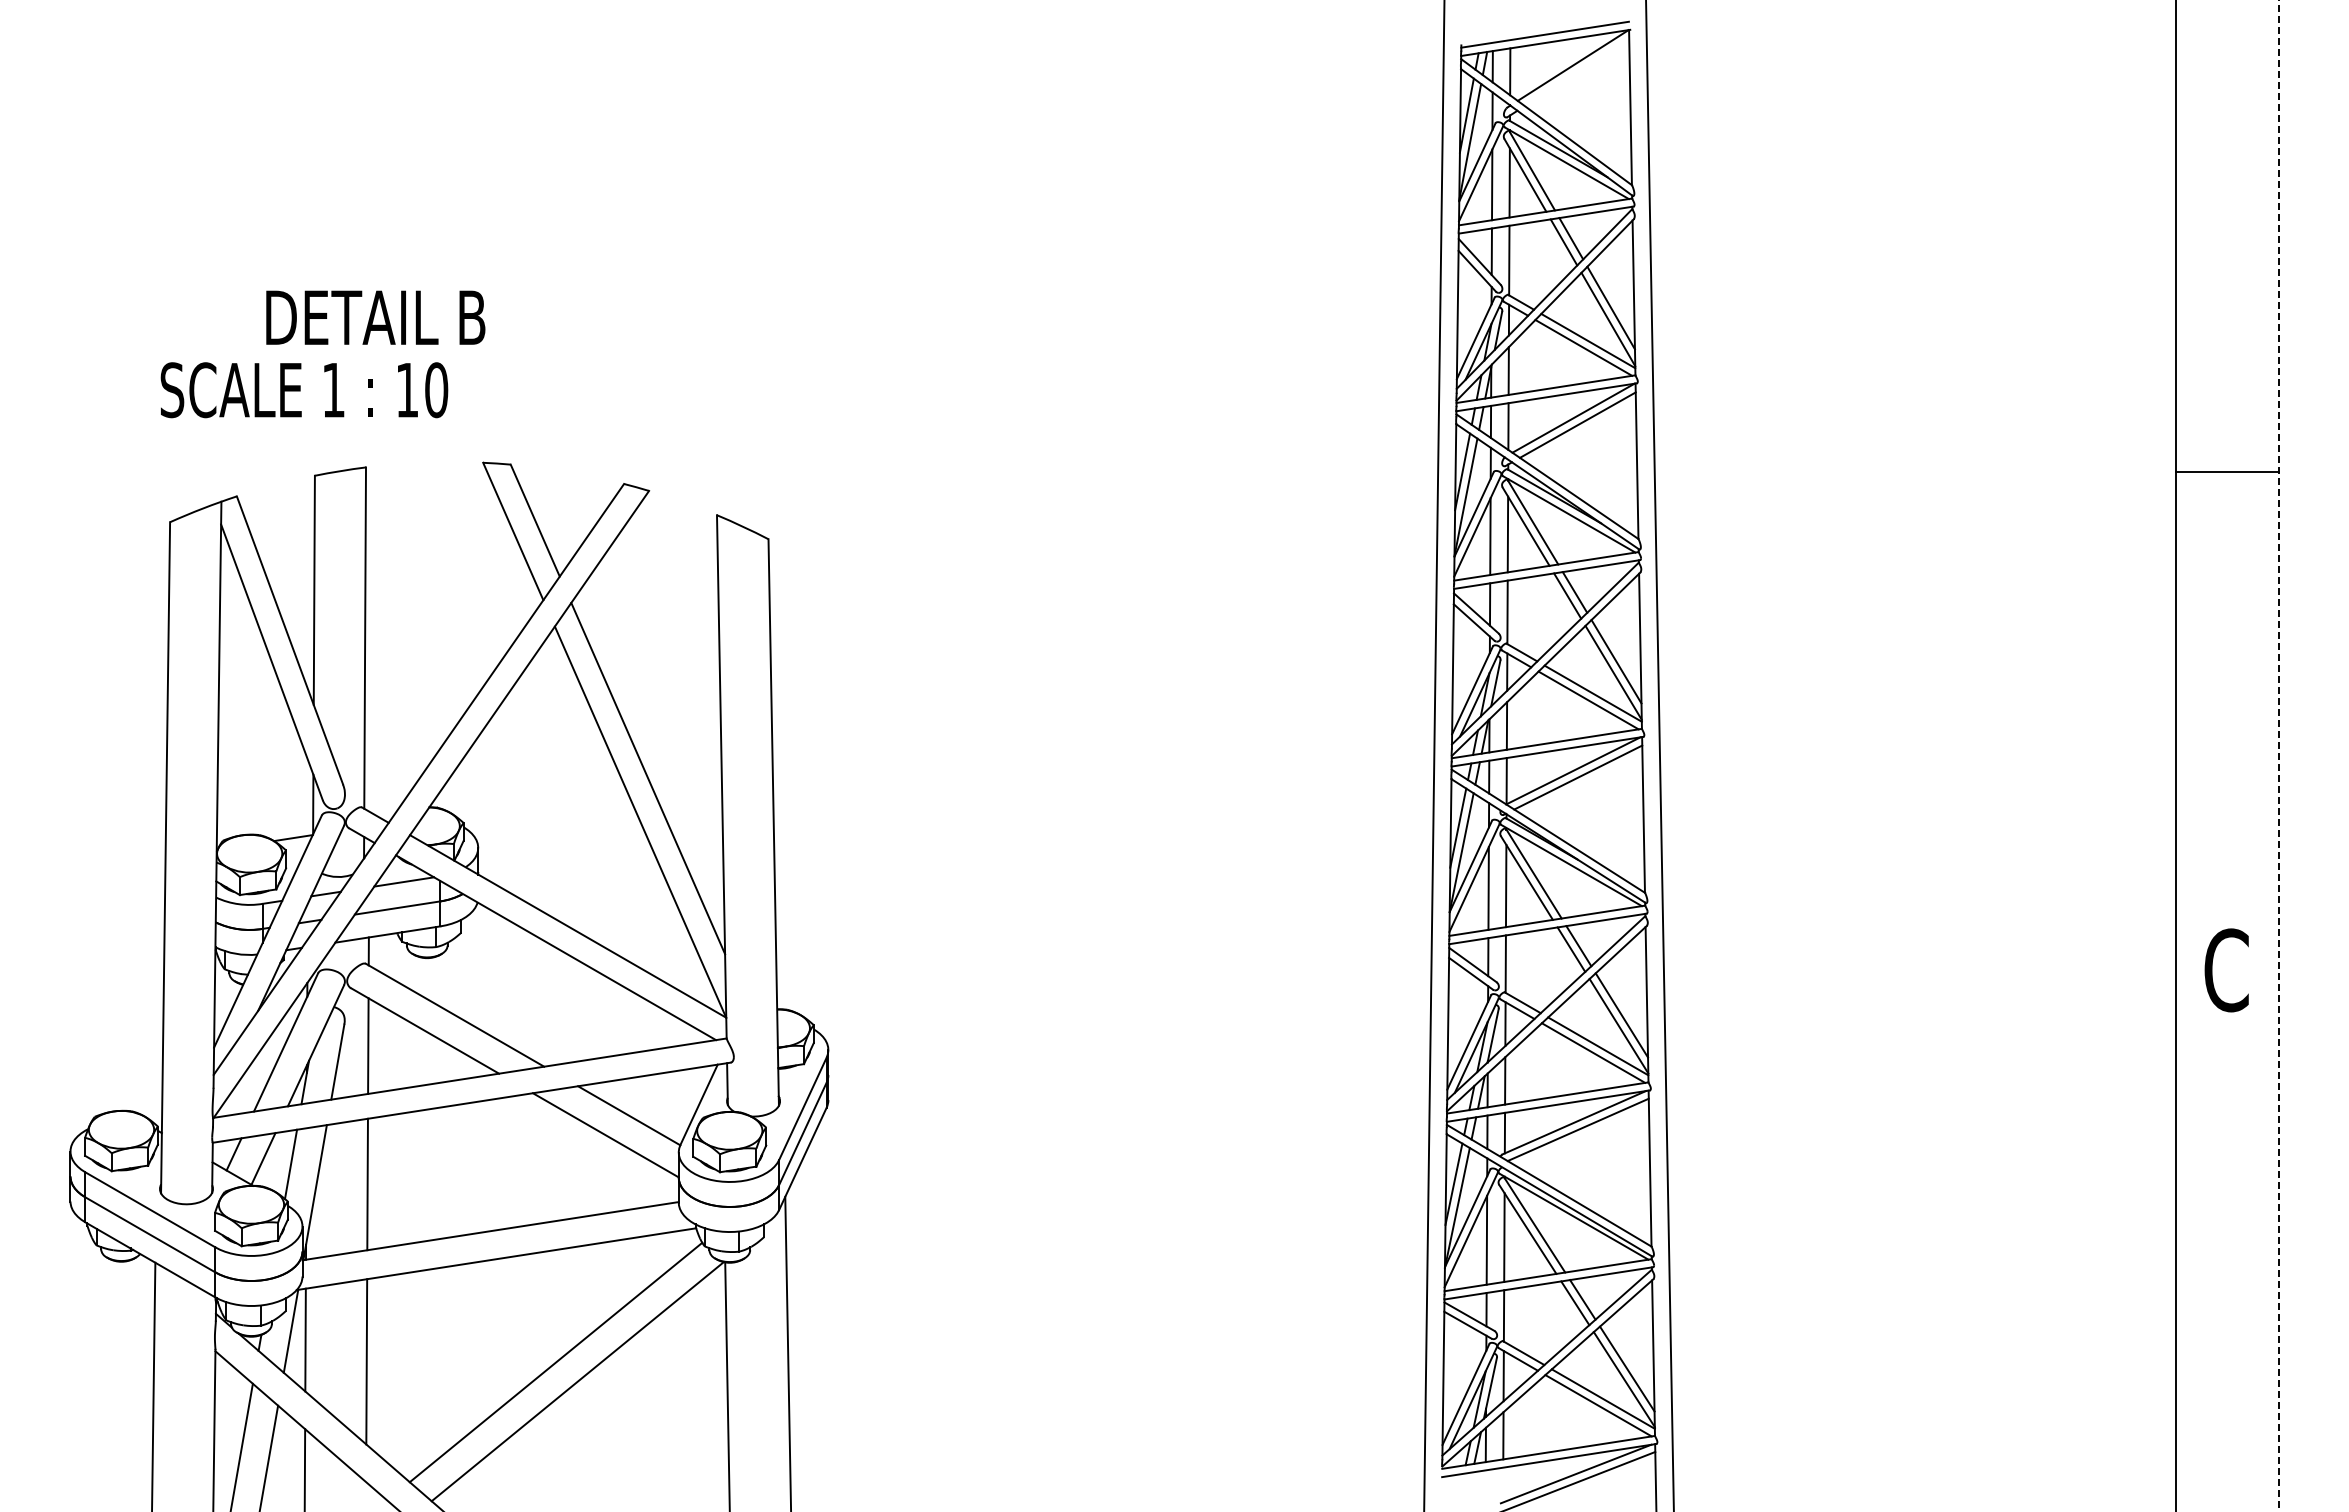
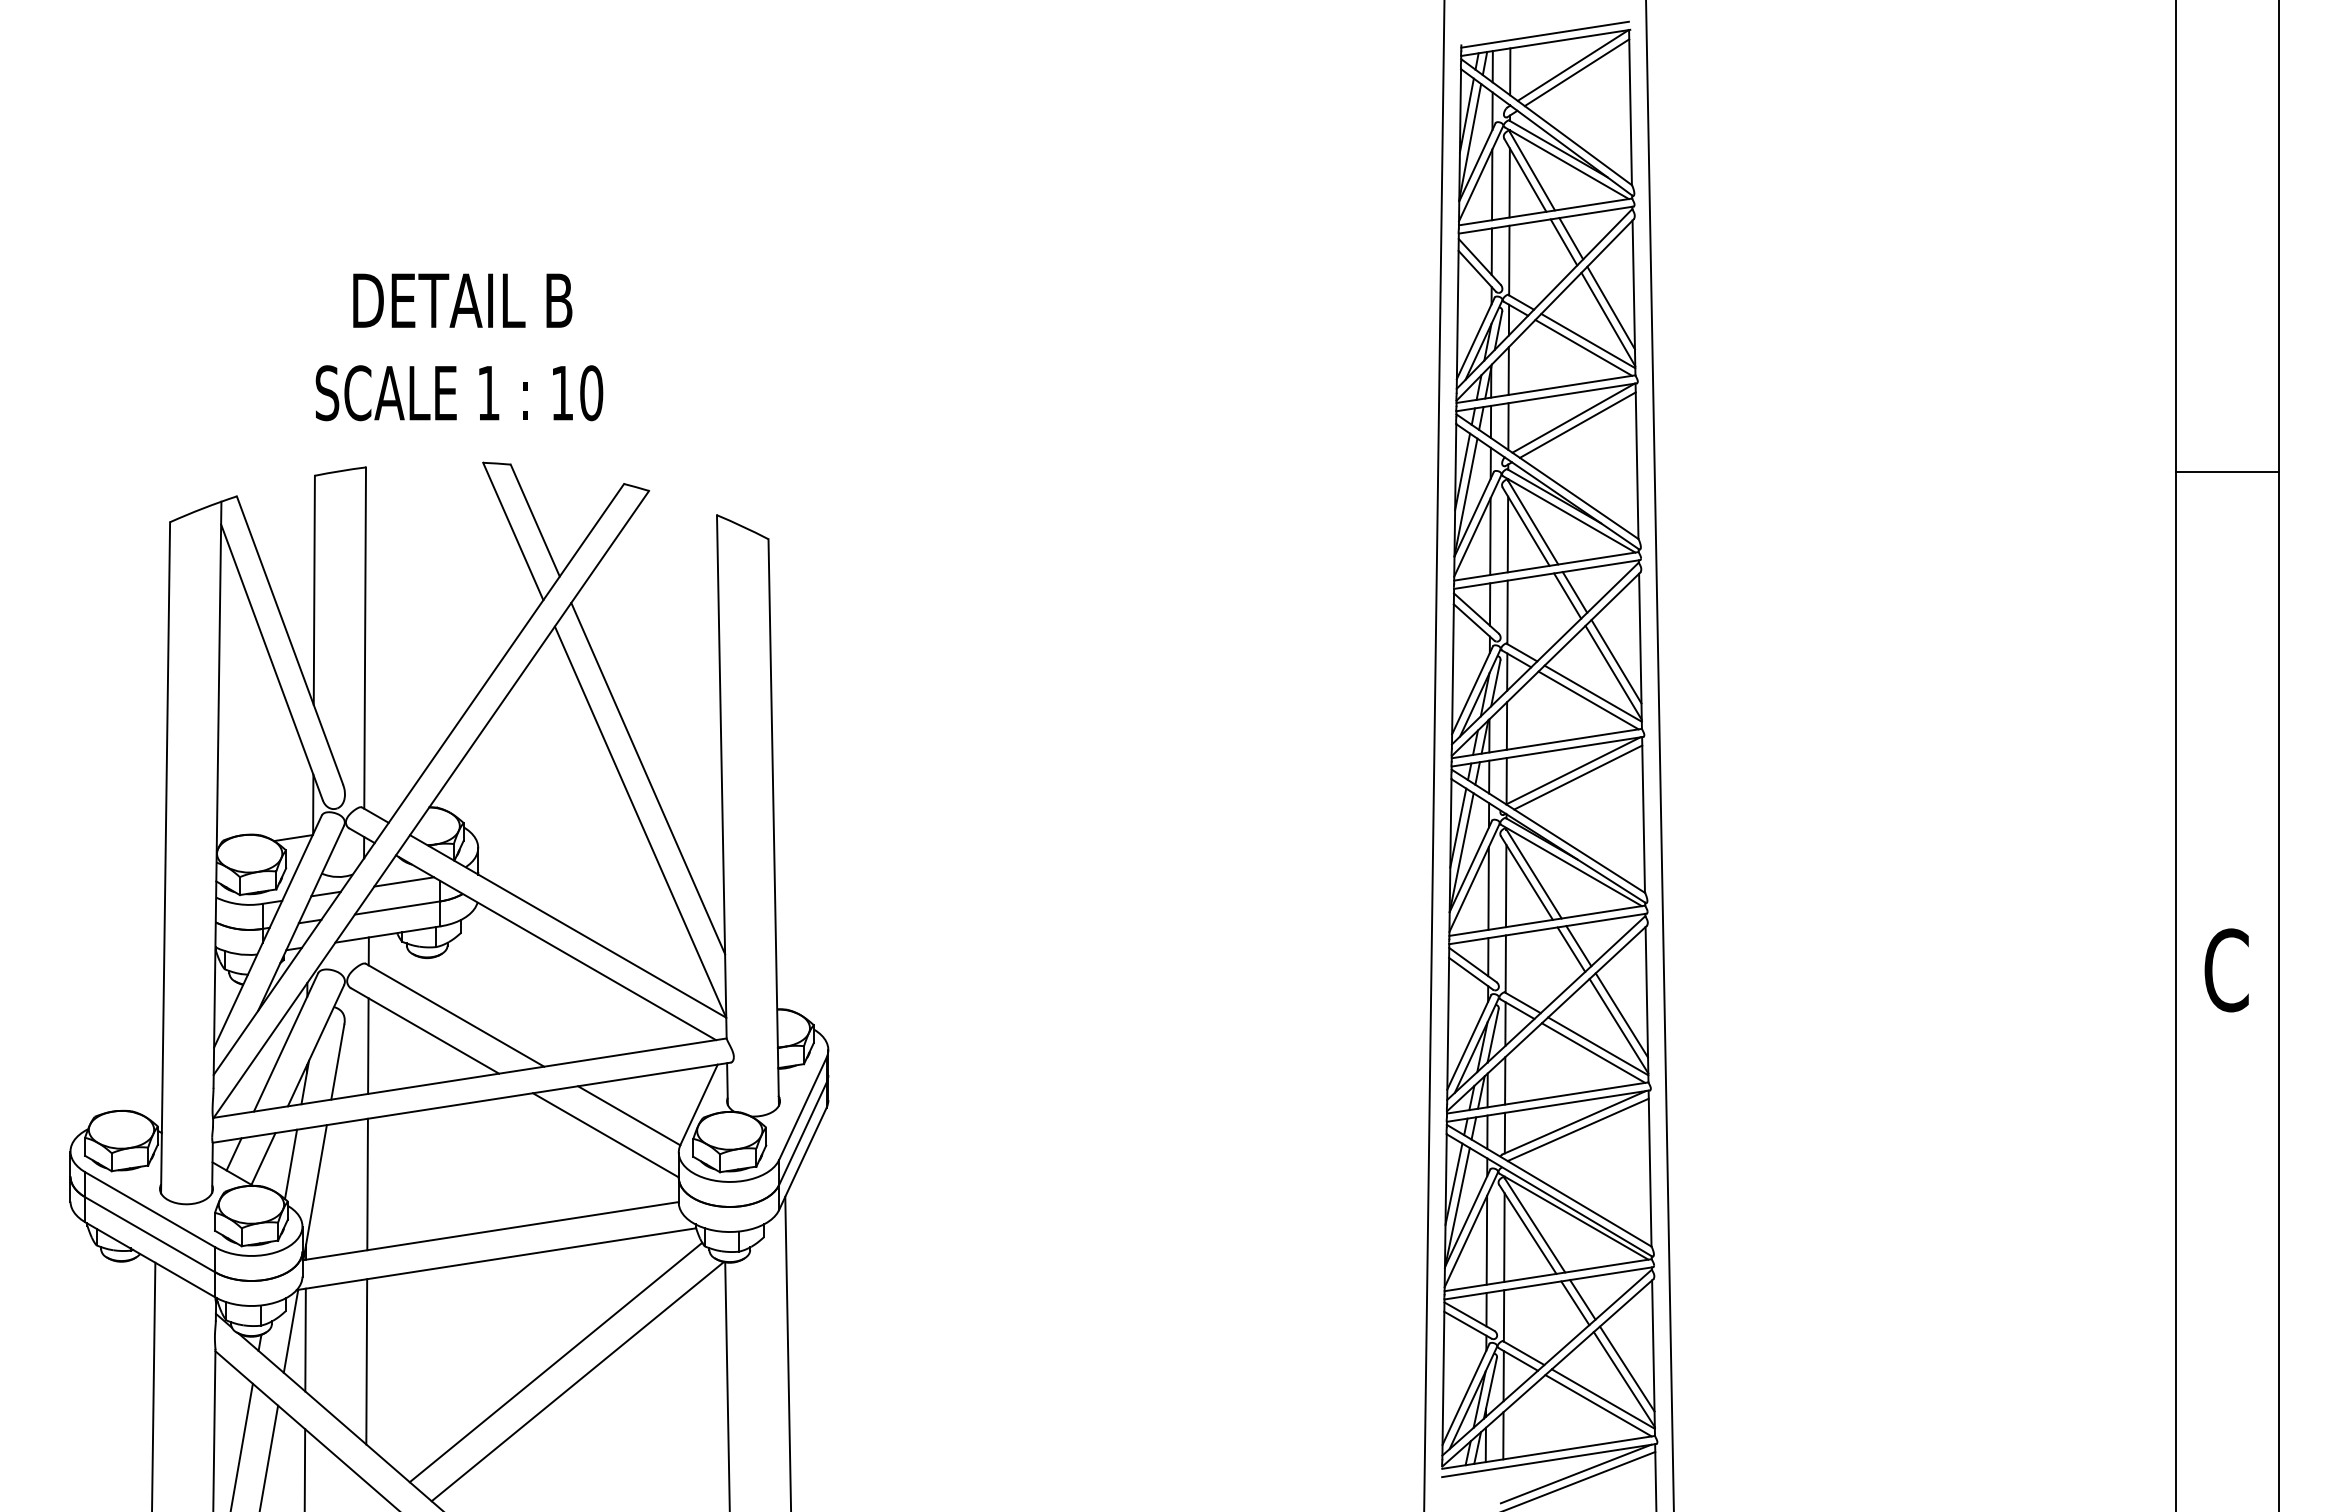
line: none -> present (1576, 72)
text position: (375, 317) -> (462, 300) (462, 300)
text position: (304, 390) -> (459, 393) (459, 393)
line: dashed -> solid (2278, 756)
